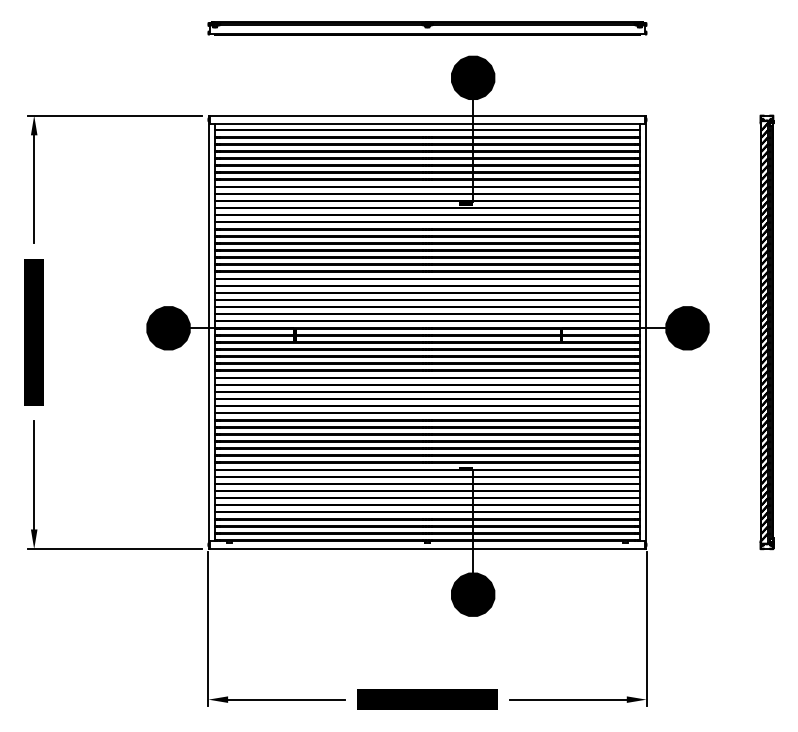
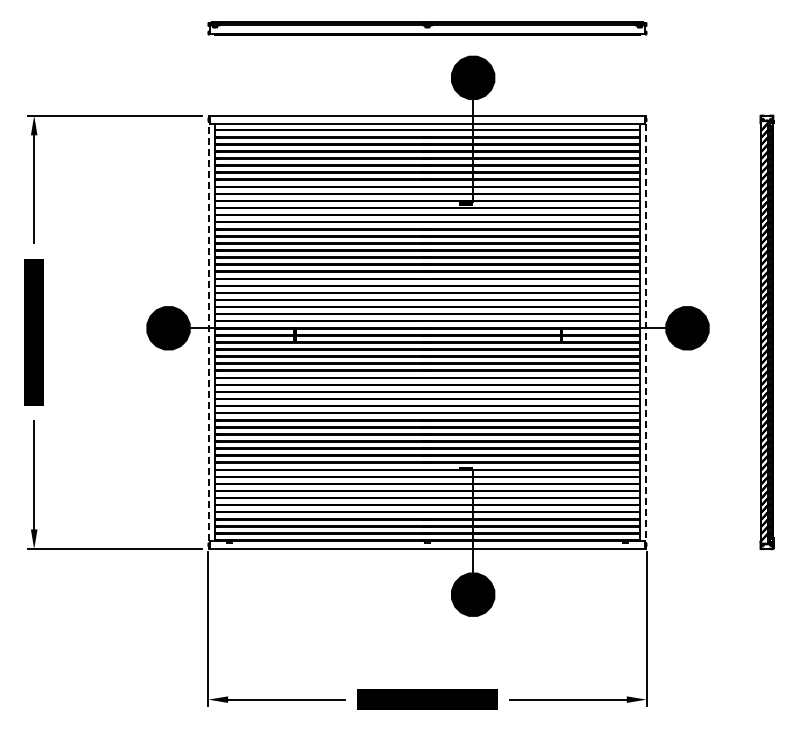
line: solid -> dashed (208, 332)
line: solid -> dashed (645, 332)
